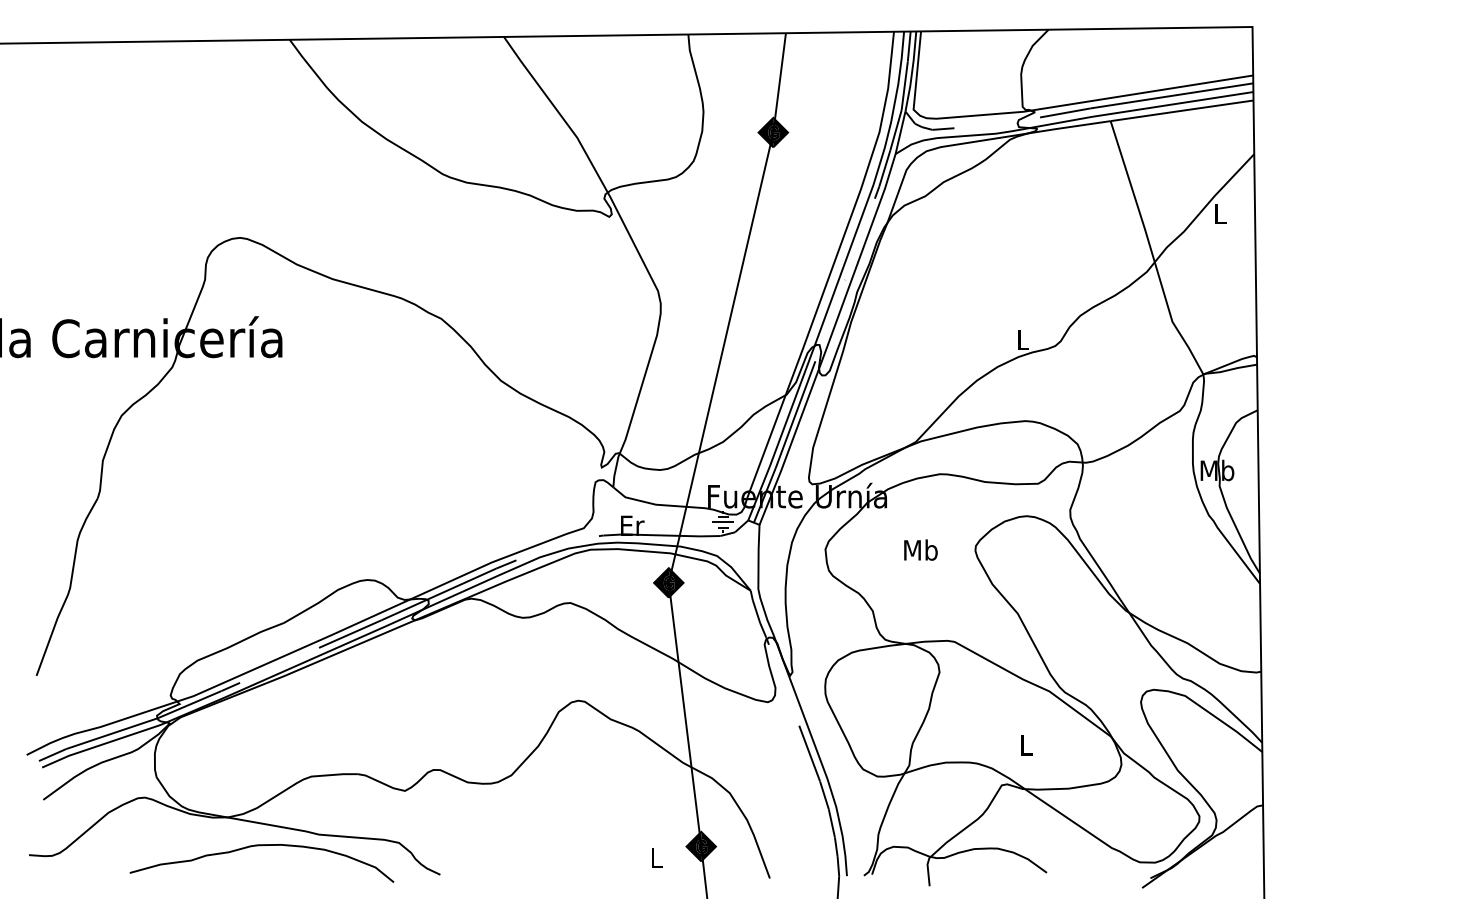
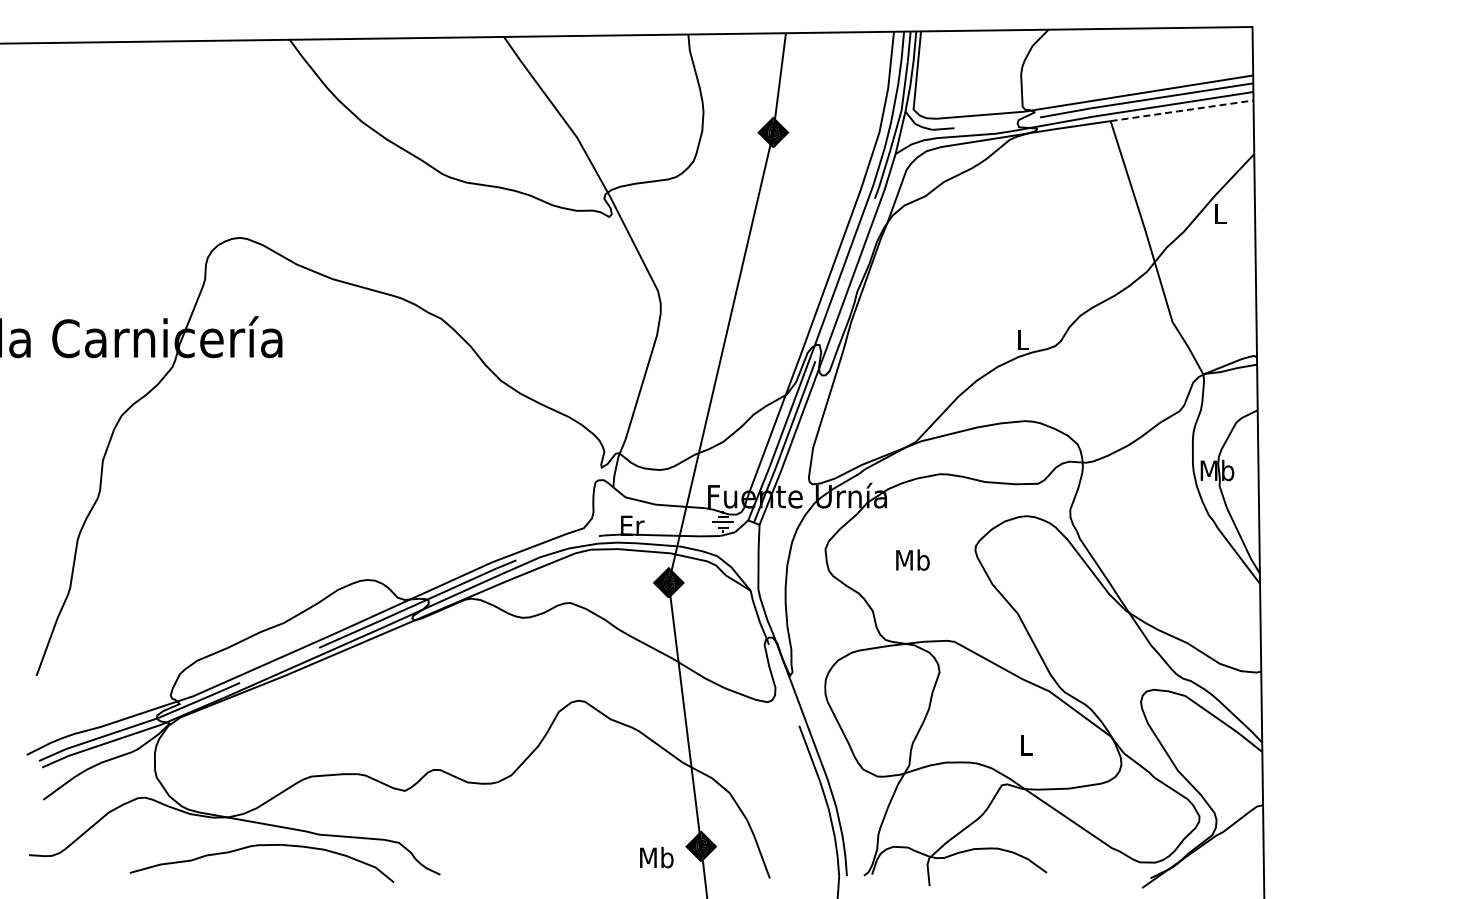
line: solid -> dashed (1181, 110)
text position: (920, 549) -> (912, 559) (912, 559)
text: L -> Mb (656, 857)
